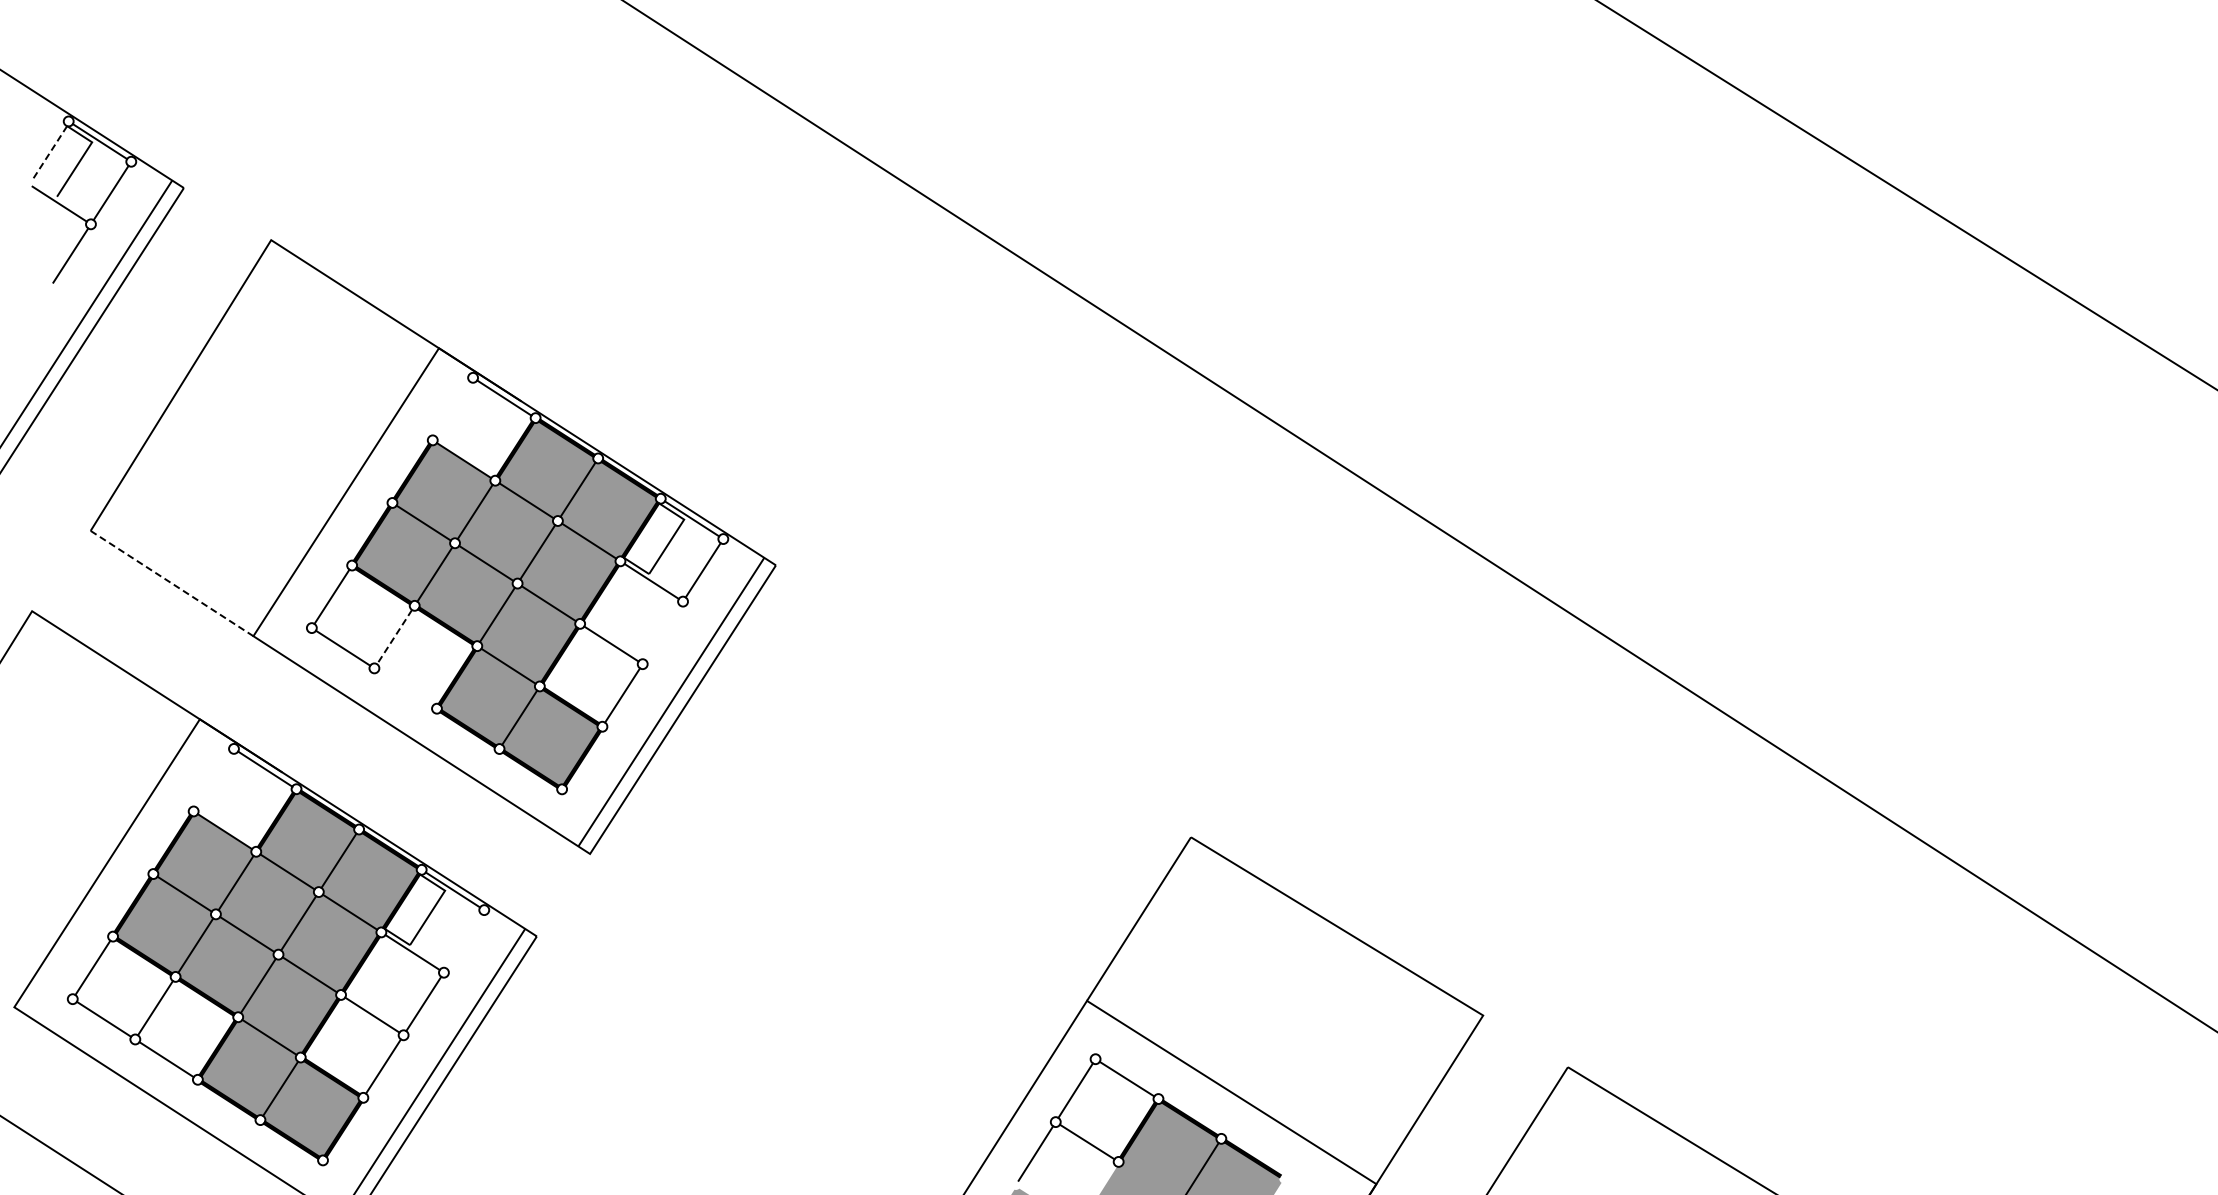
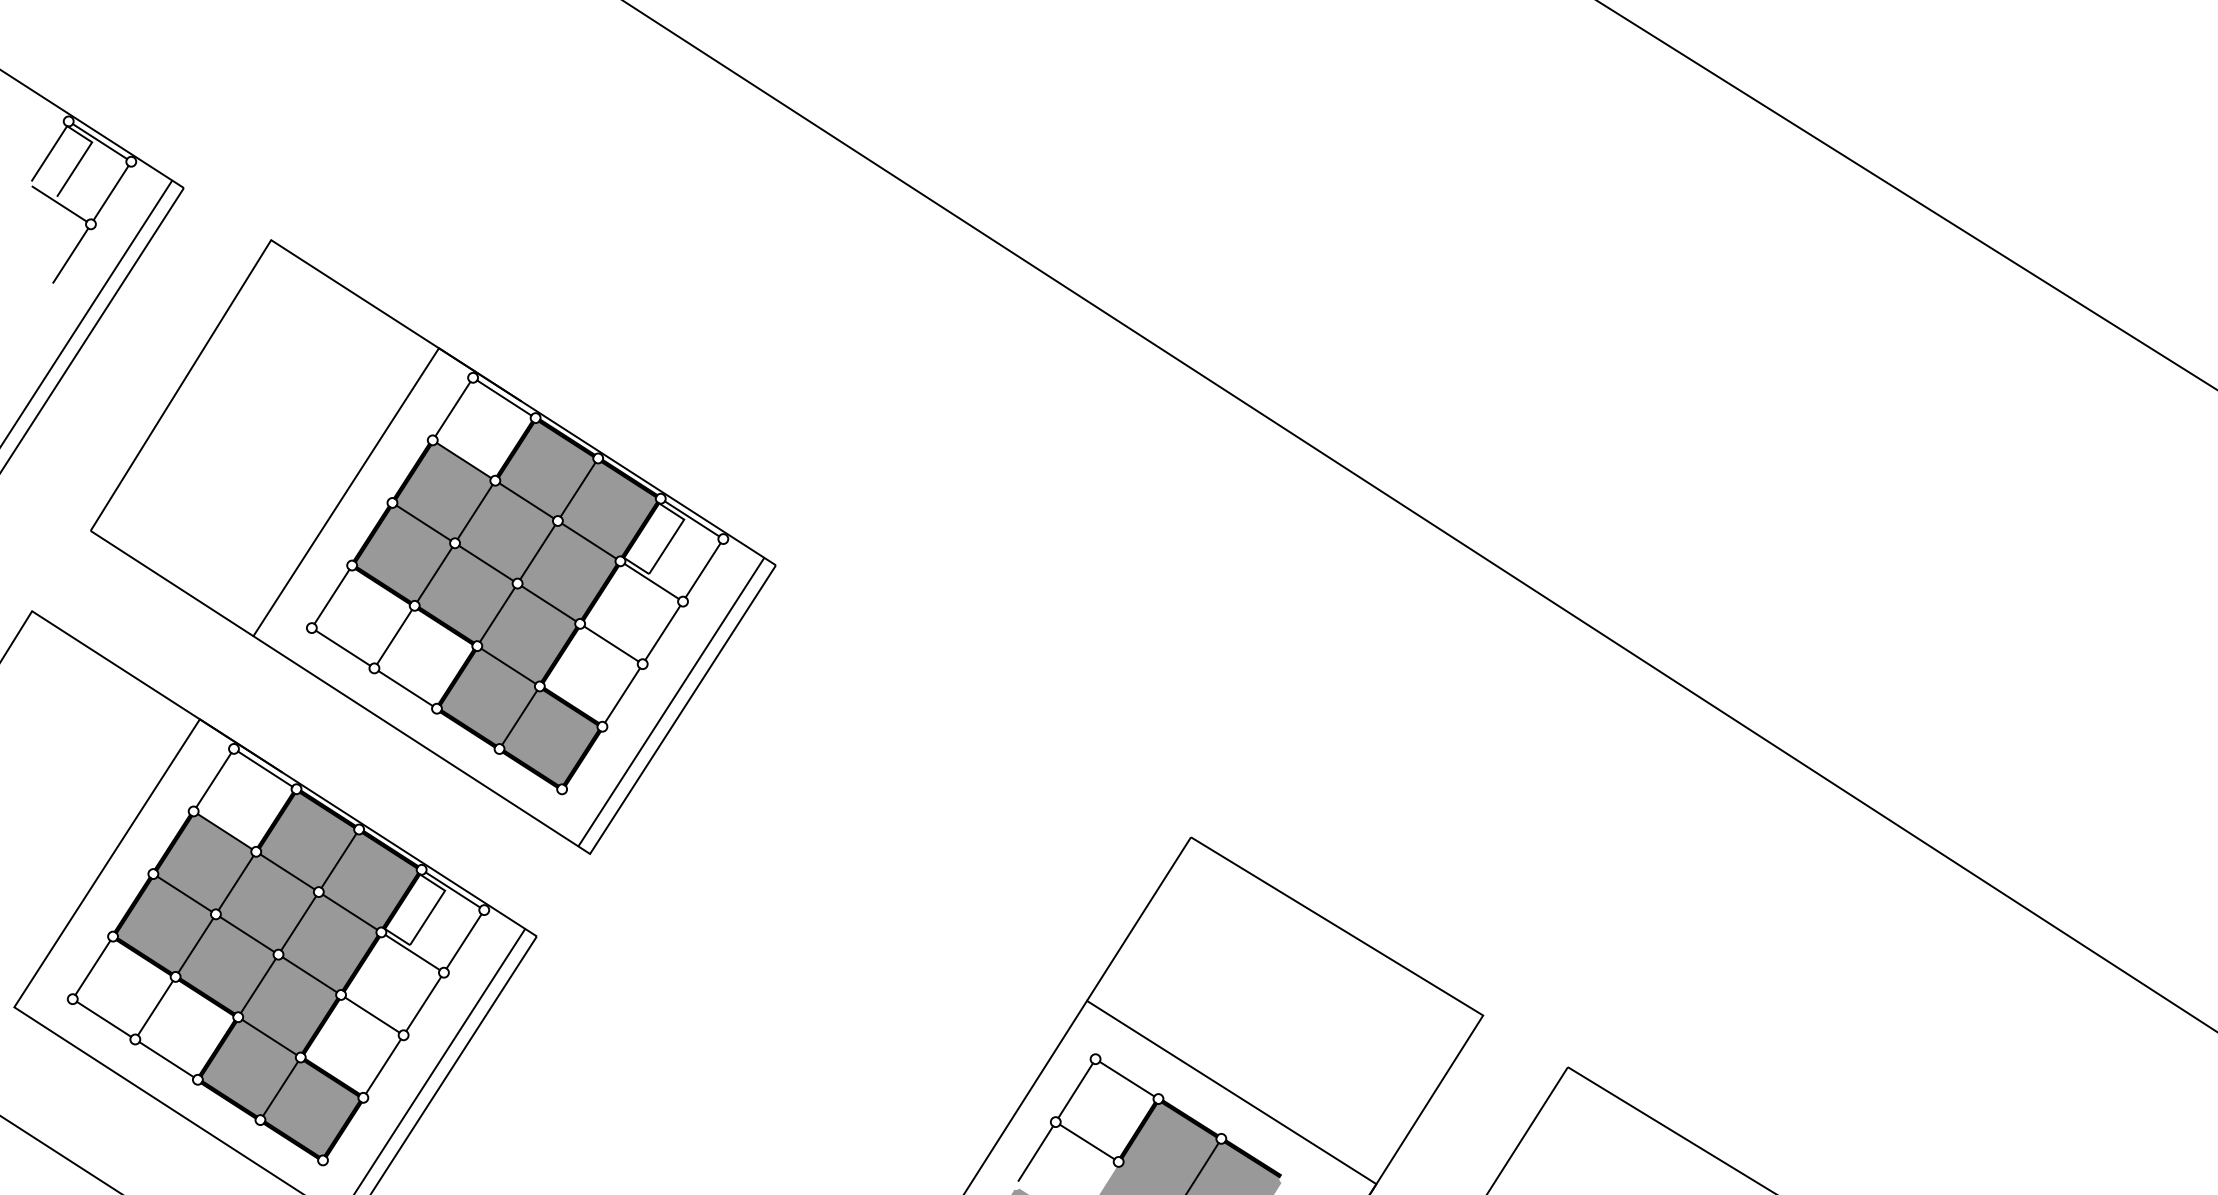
line: dashed -> solid (49, 153)
line: none -> present (452, 409)
line: dashed -> solid (172, 583)
line: none -> present (662, 632)
line: dashed -> solid (394, 637)
line: none -> present (405, 688)
line: none -> present (213, 780)
line: none -> present (463, 941)
